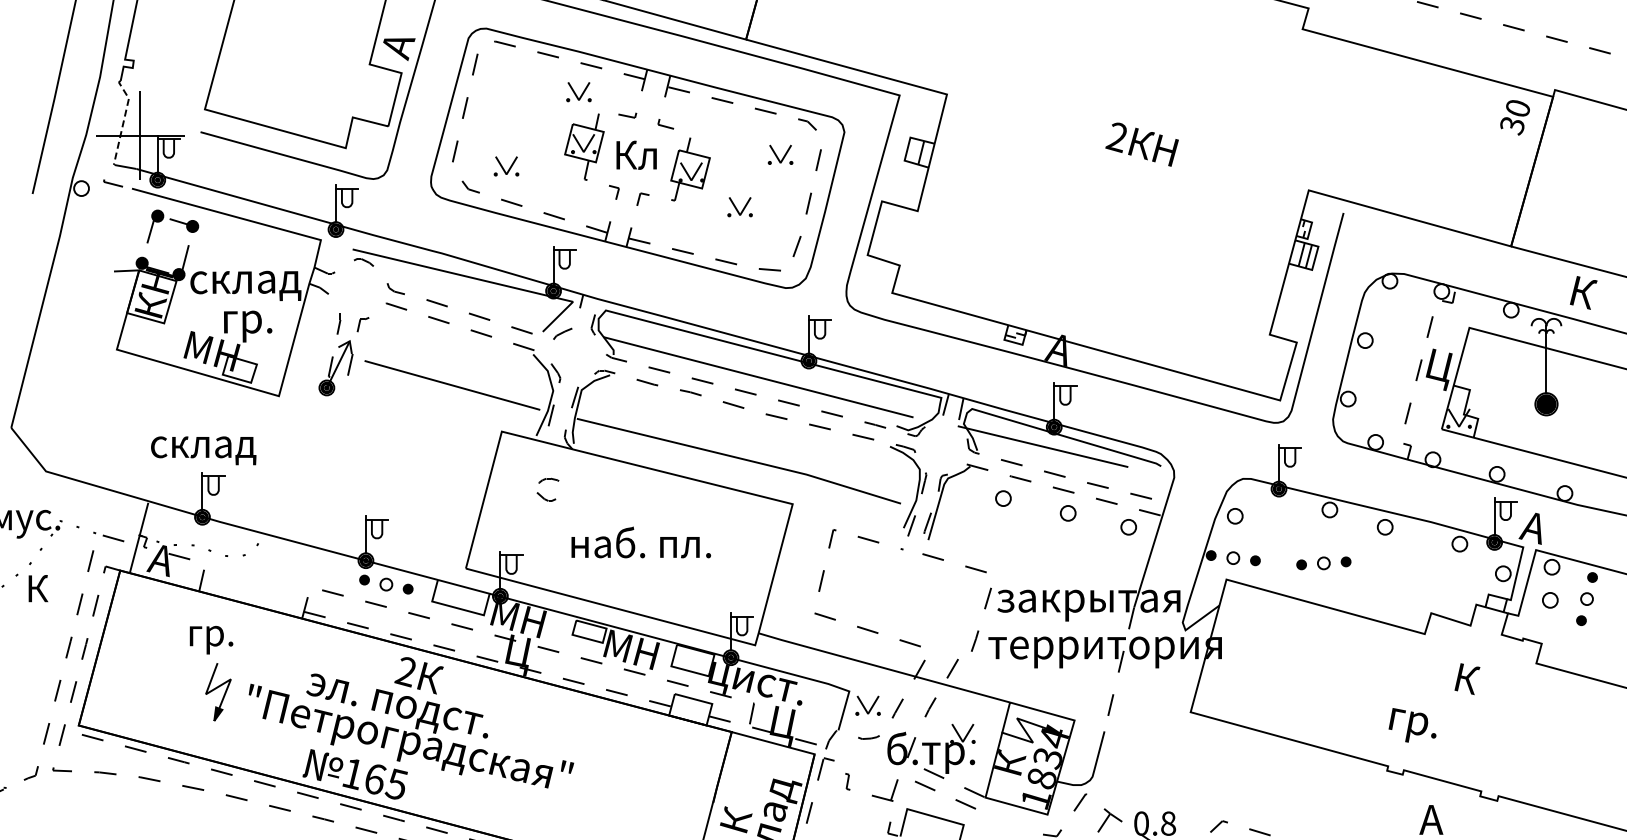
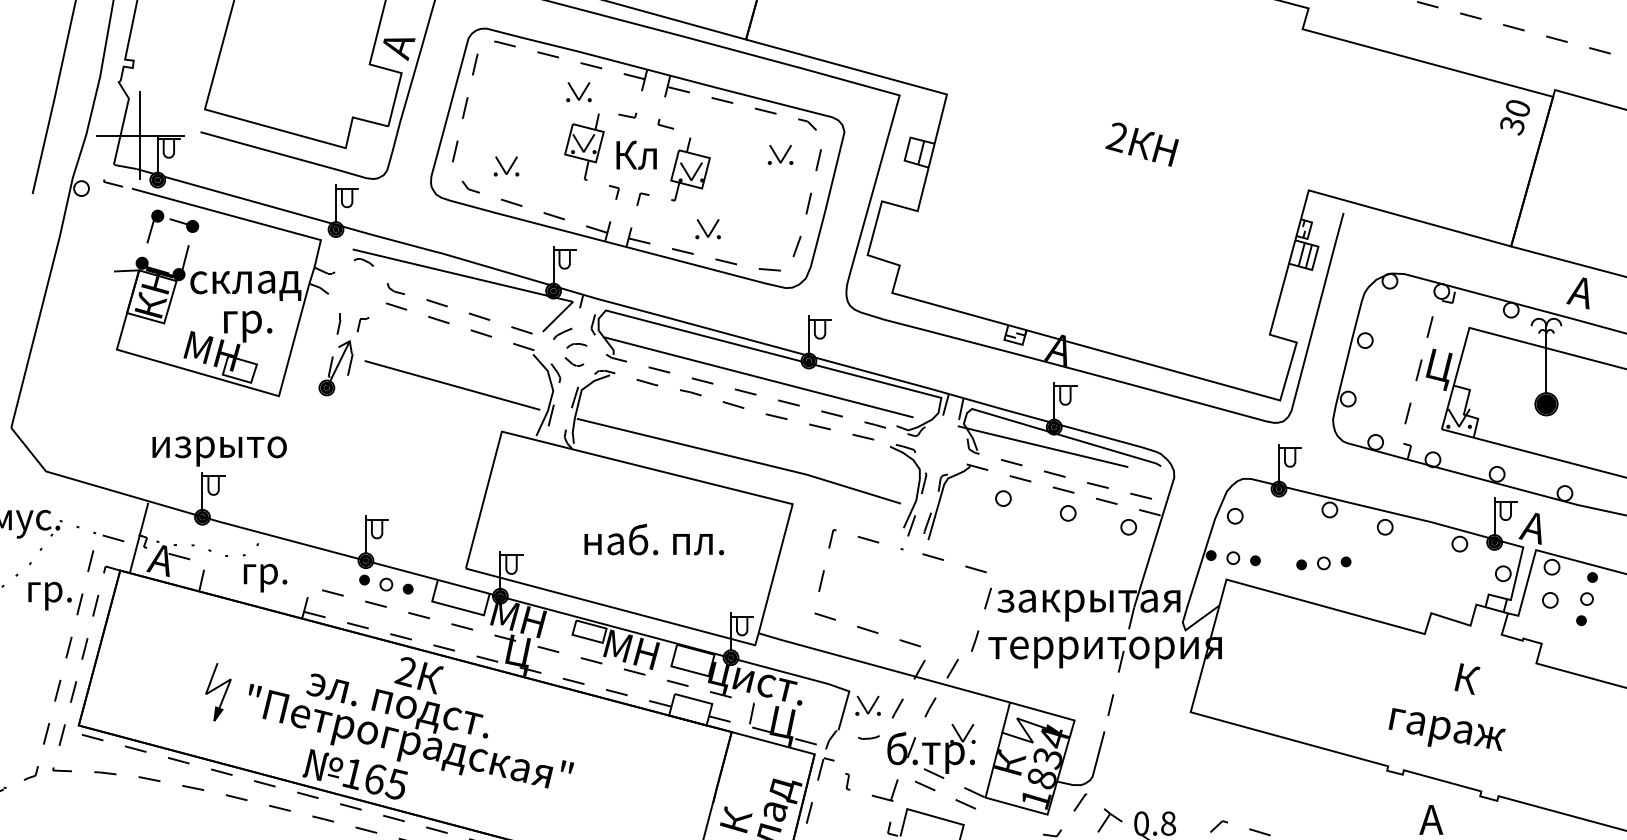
line: dashed -> solid (124, 120)
part position: (739, 207) -> (707, 229) (707, 229)
text: К -> А (1581, 292)
text: склад -> изрыто (218, 451)
part position: (543, 496) -> (571, 361) (571, 361)
text position: (641, 542) -> (654, 539) (654, 539)
text: К -> гр. (49, 592)
text position: (211, 640) -> (265, 578) (265, 578)
text: гр. -> гараж (1455, 731)
